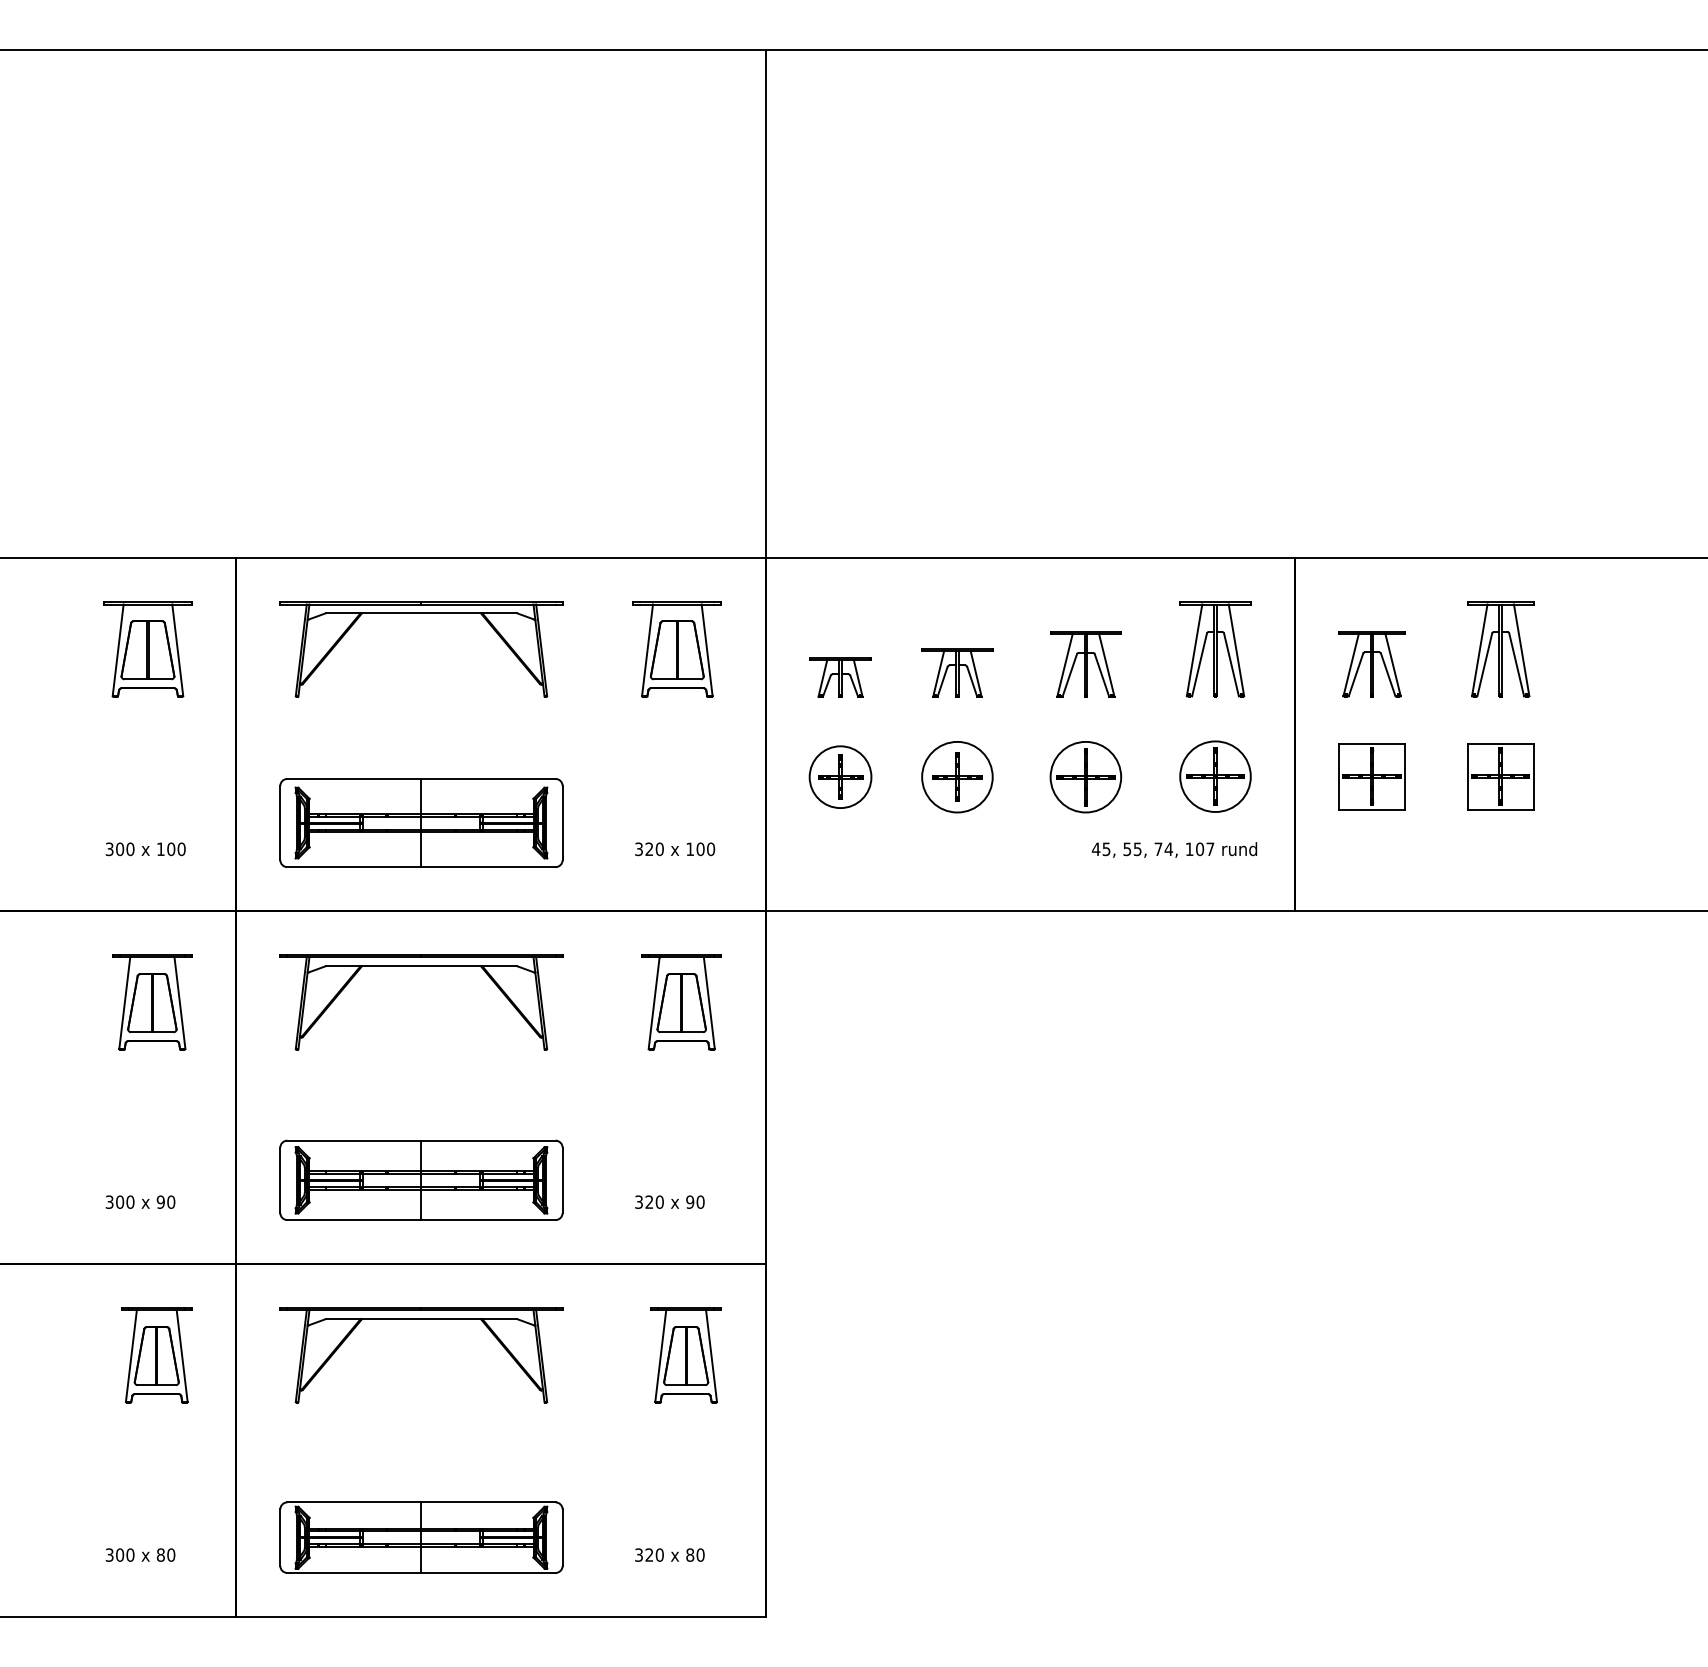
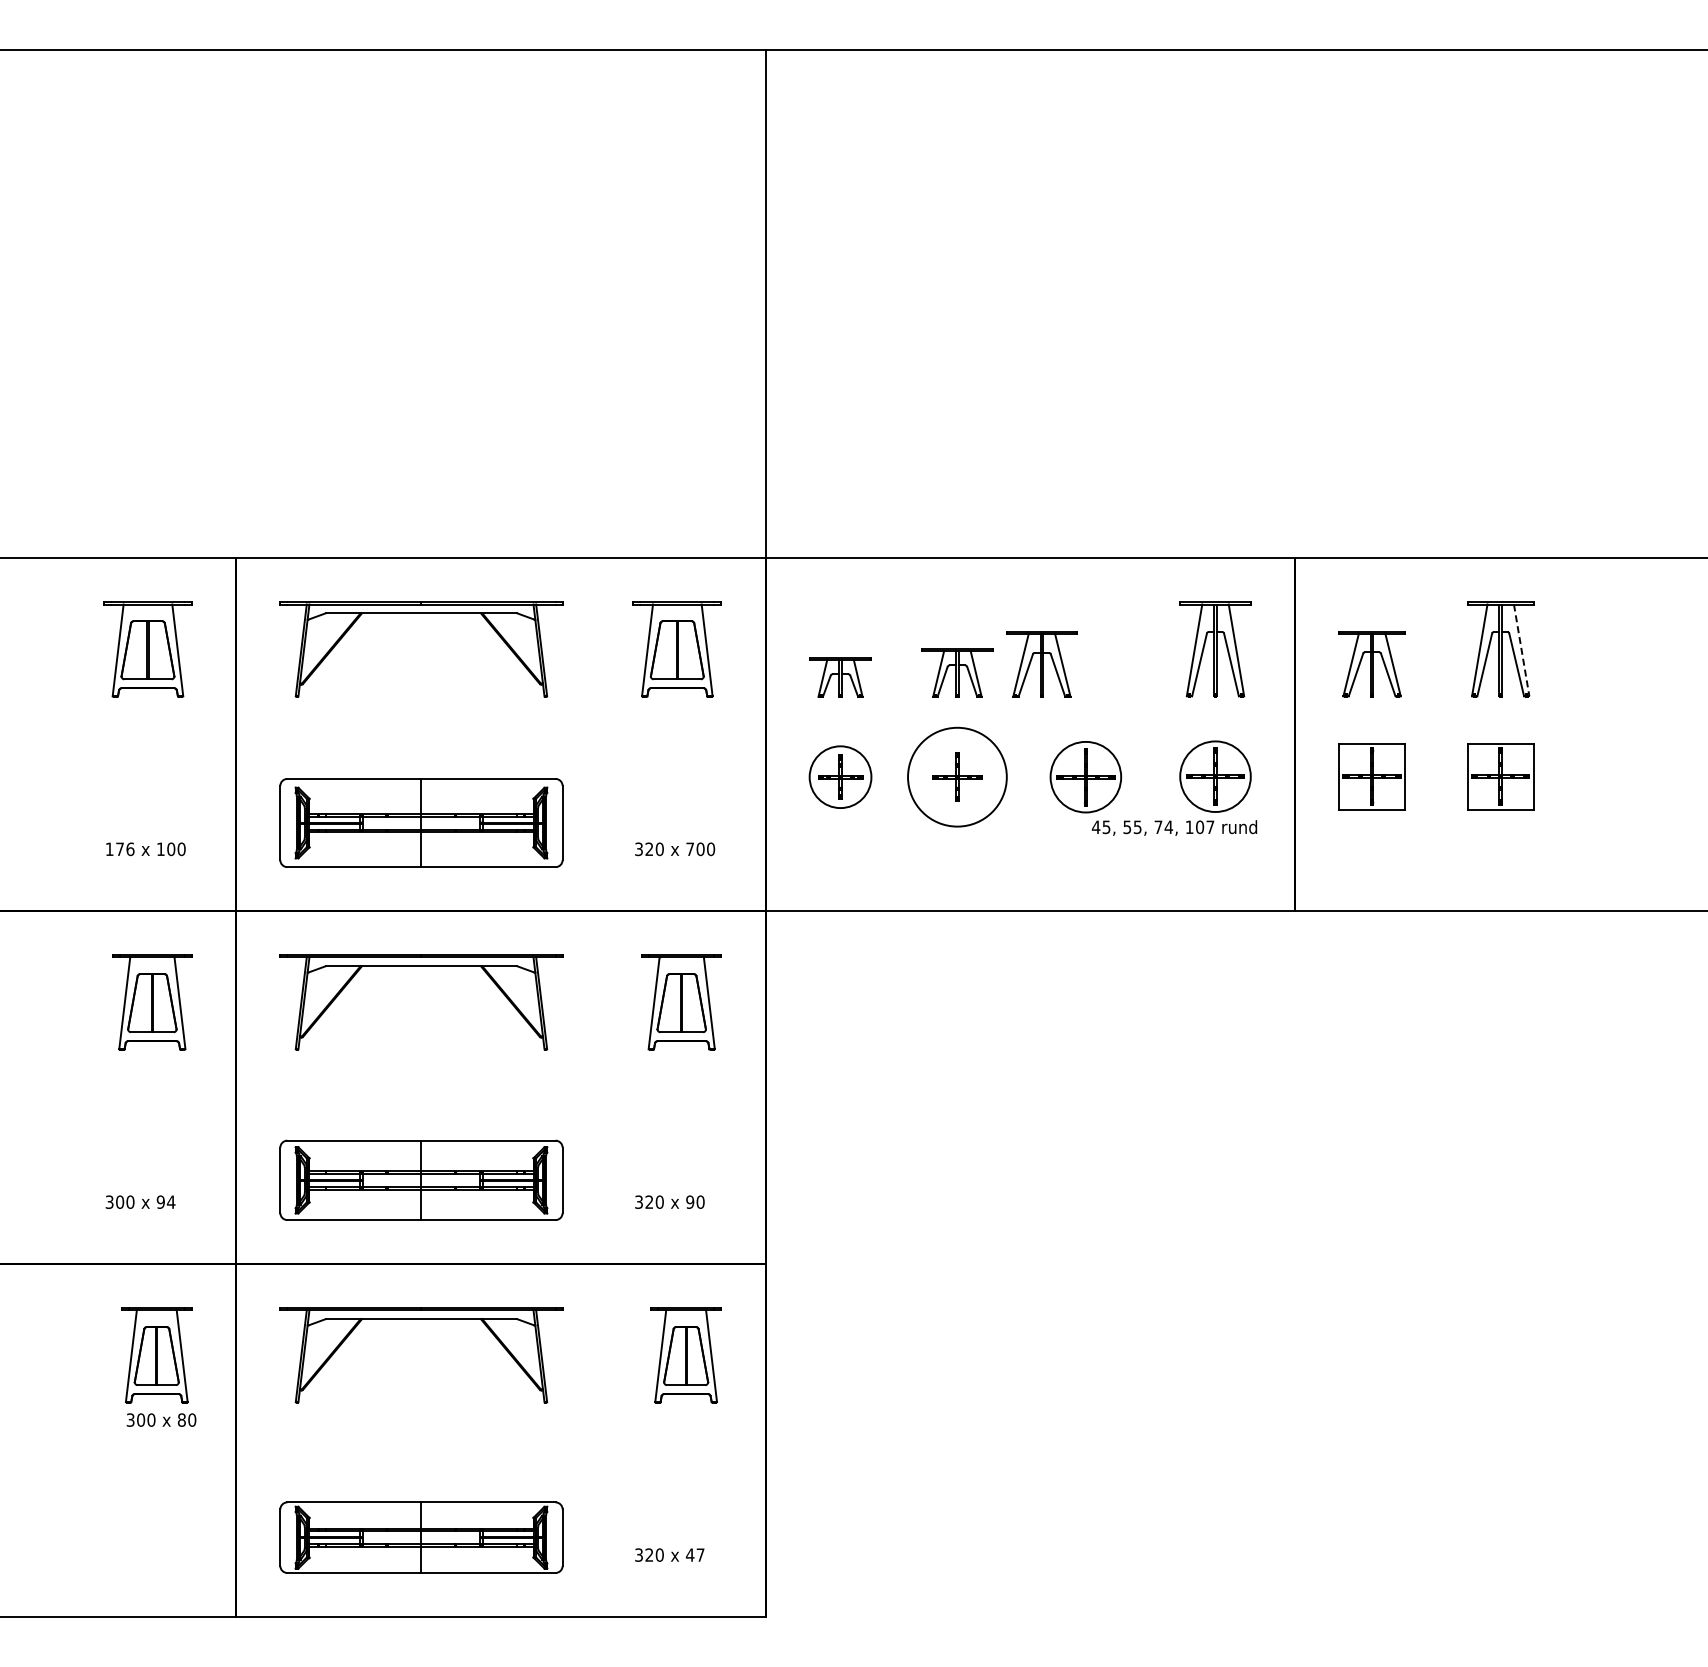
line: solid -> dashed (1521, 650)
part position: (1085, 664) -> (1041, 664) (1041, 664)
circle diameter: 71 px -> 99 px (957, 776)
text: 100 -> 700 (689, 848)
text: 300 -> 176 (119, 849)
text position: (1174, 849) -> (1174, 827) (1174, 827)
text: 90 -> 94 (171, 1201)
text position: (140, 1554) -> (161, 1419) (161, 1419)
text: 80 -> 47 (694, 1554)
